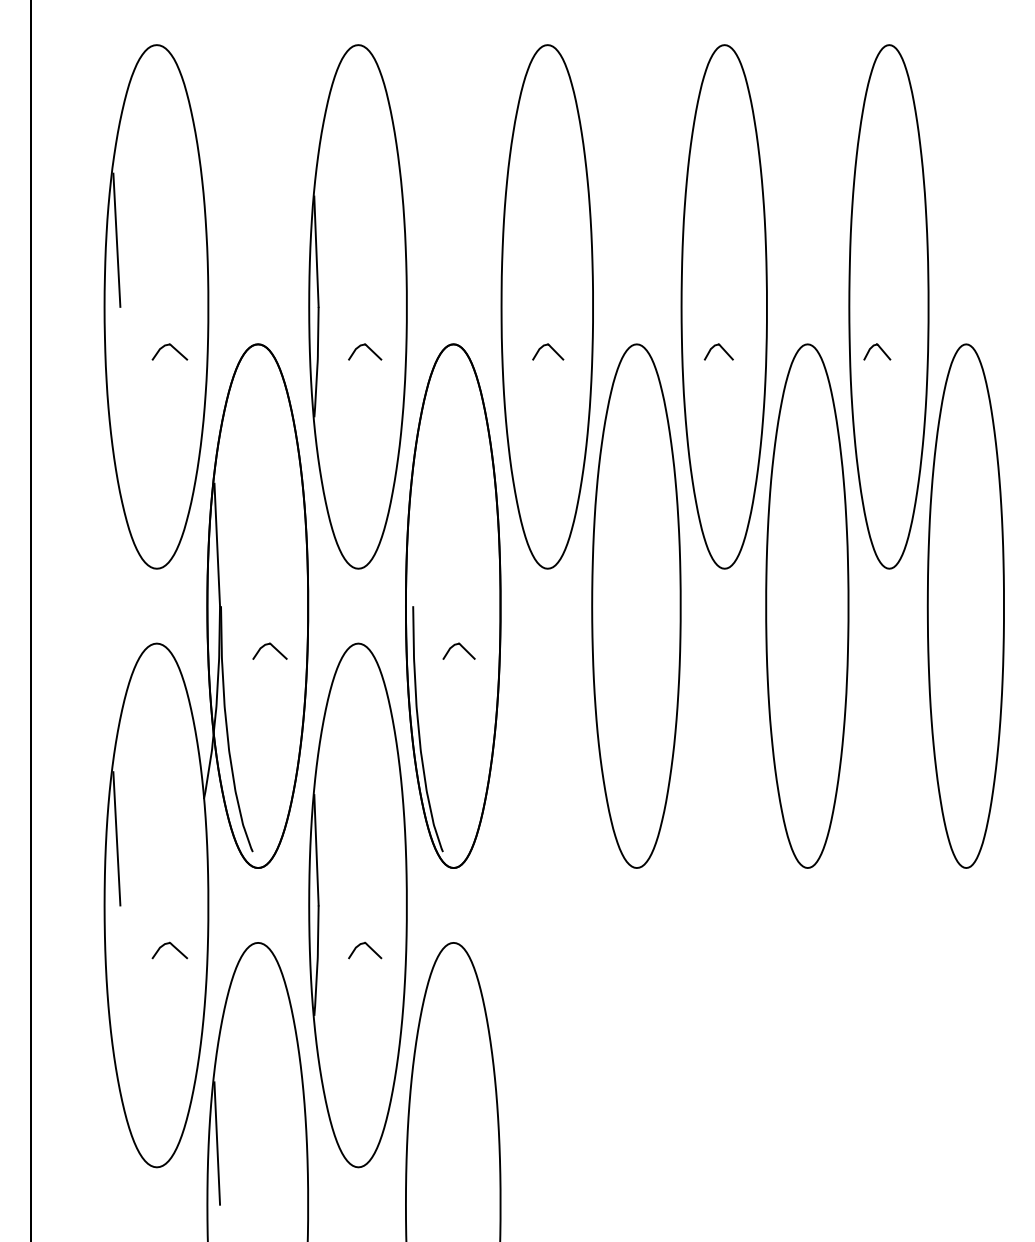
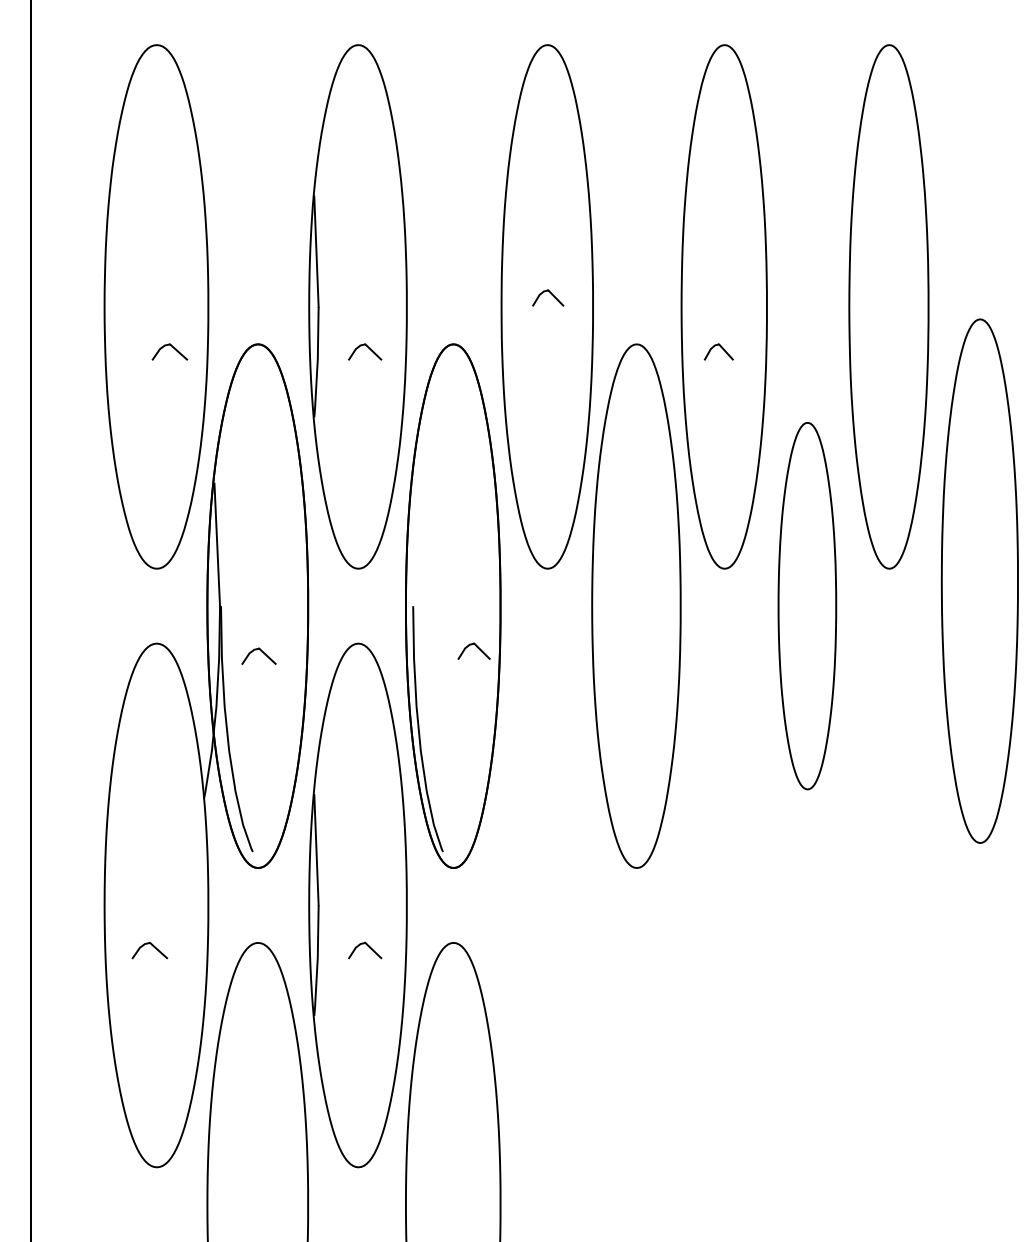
line: present -> none (116, 239)
curve: present -> none (879, 348)
curve position: (552, 350) -> (552, 296) (552, 296)
part size: 85x526 px -> 61x369 px (807, 606)
part position: (965, 605) -> (979, 580) (979, 580)
curve position: (272, 647) -> (261, 652) (261, 652)
curve position: (461, 647) -> (476, 647) (476, 647)
line: present -> none (116, 838)
curve position: (172, 946) -> (152, 946) (152, 946)
line: present -> none (217, 1143)
